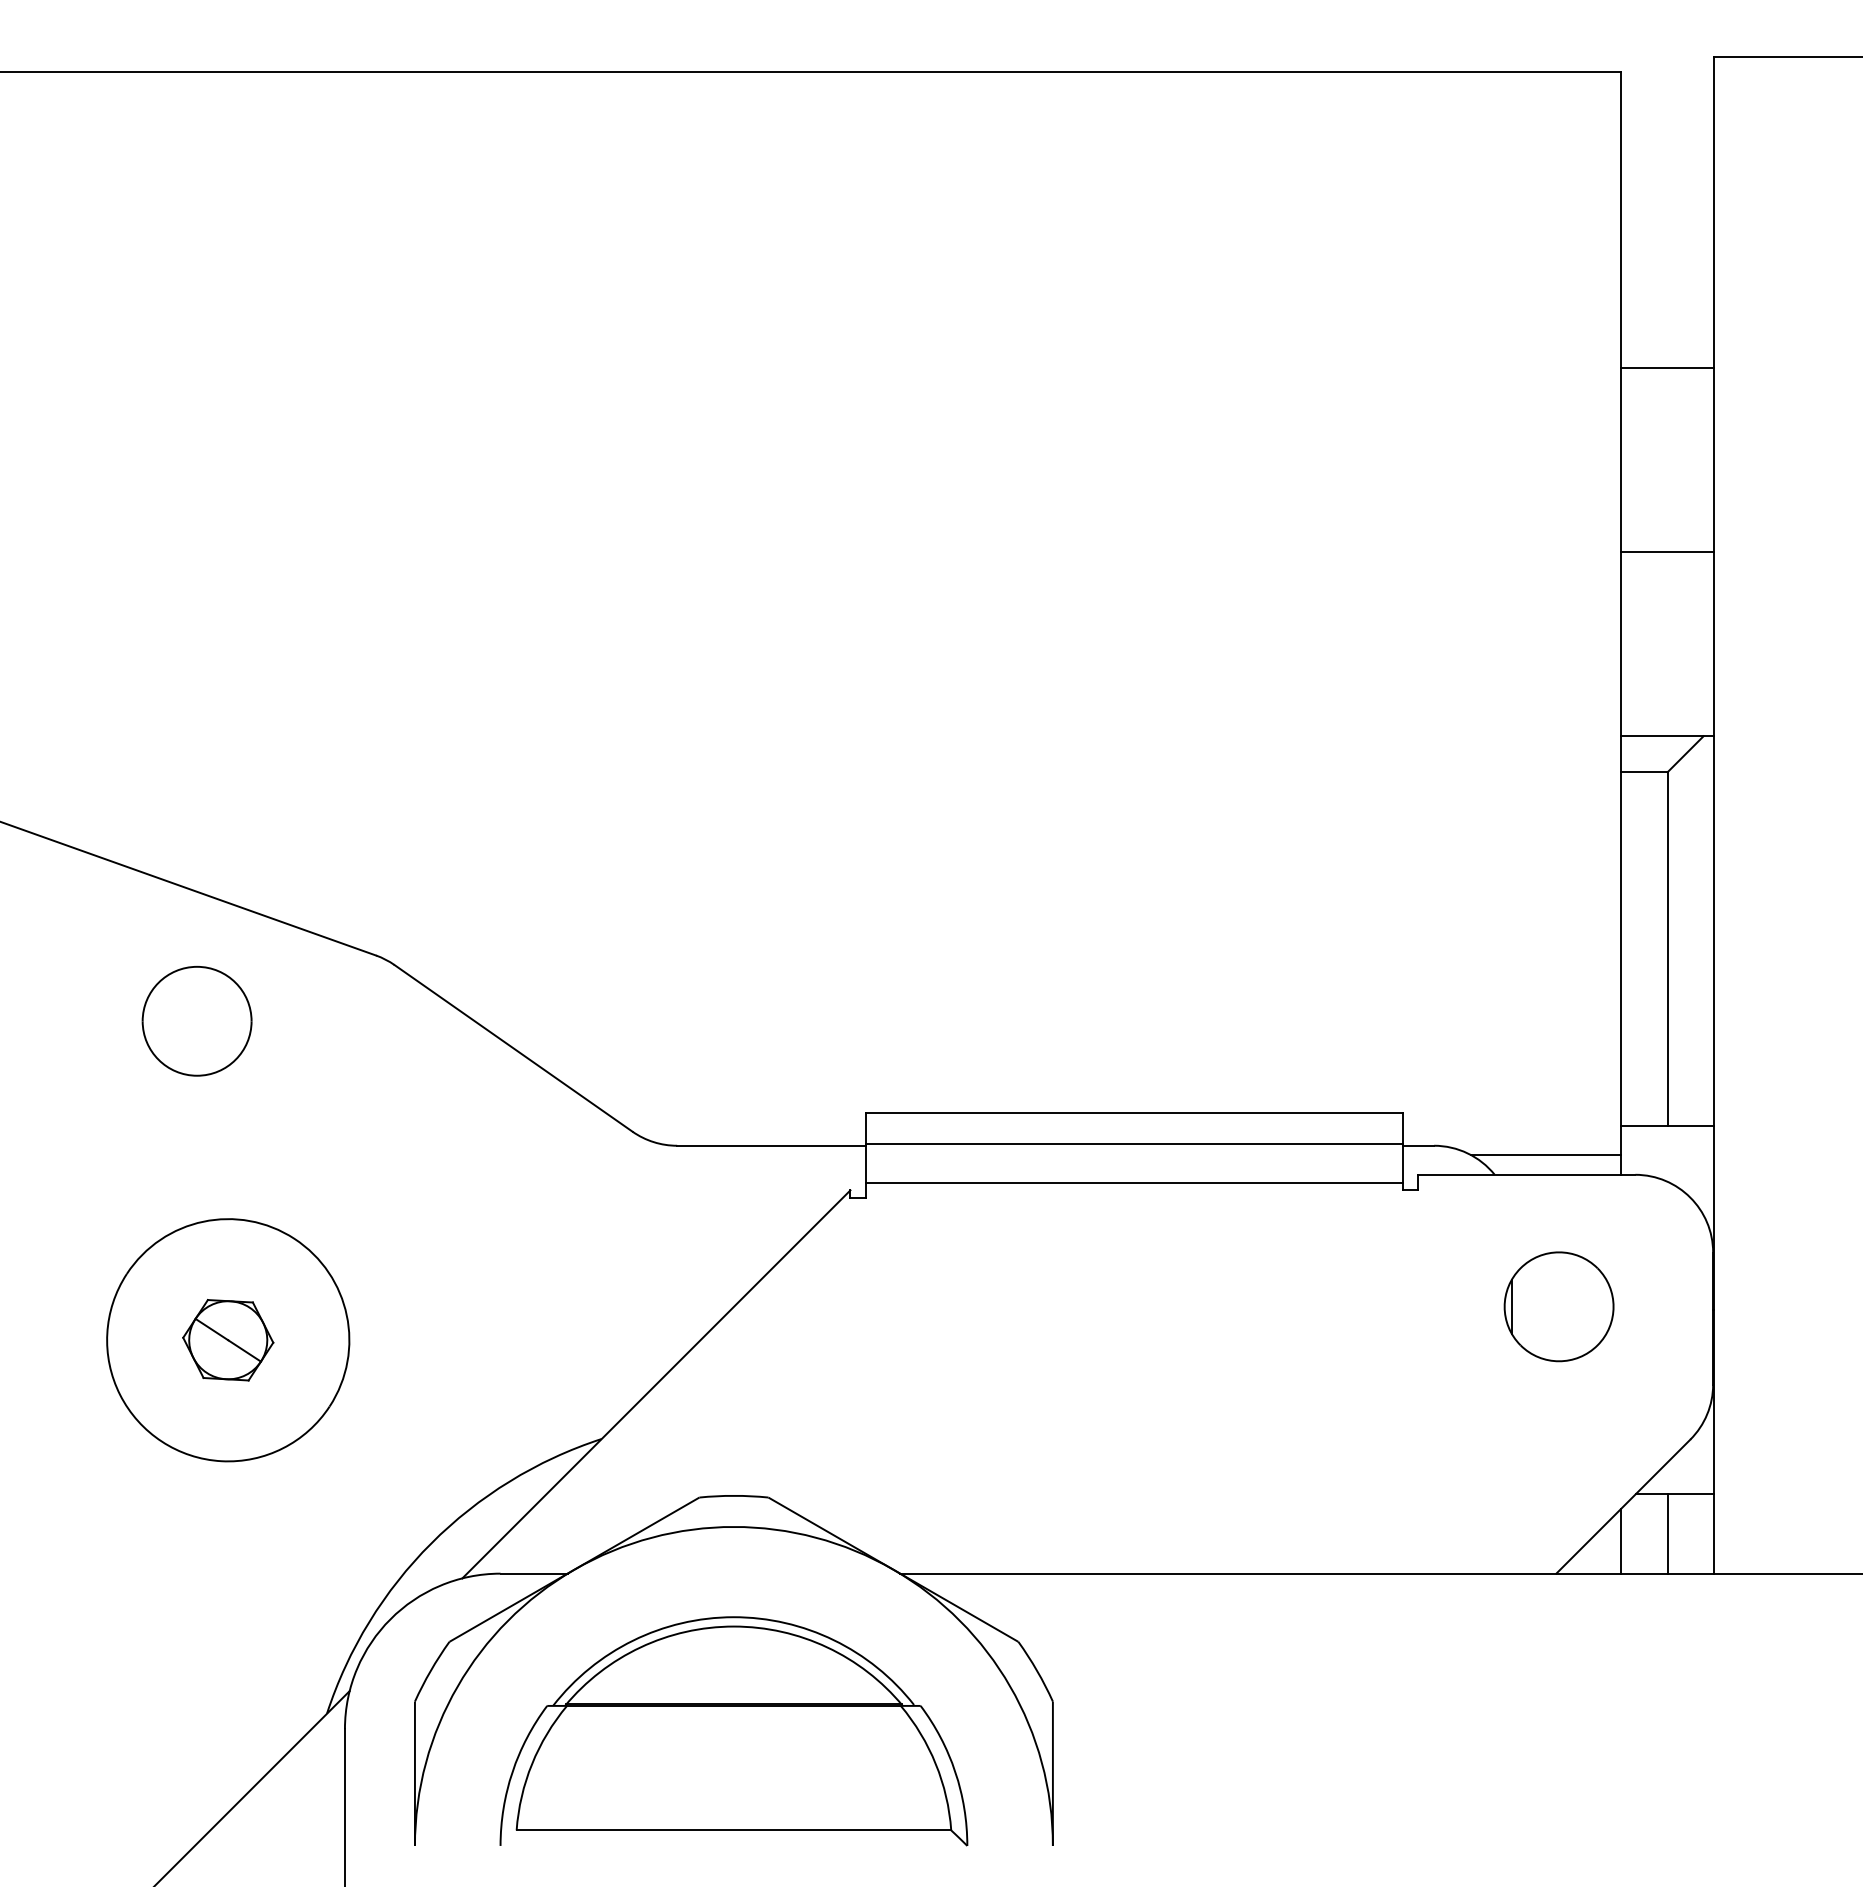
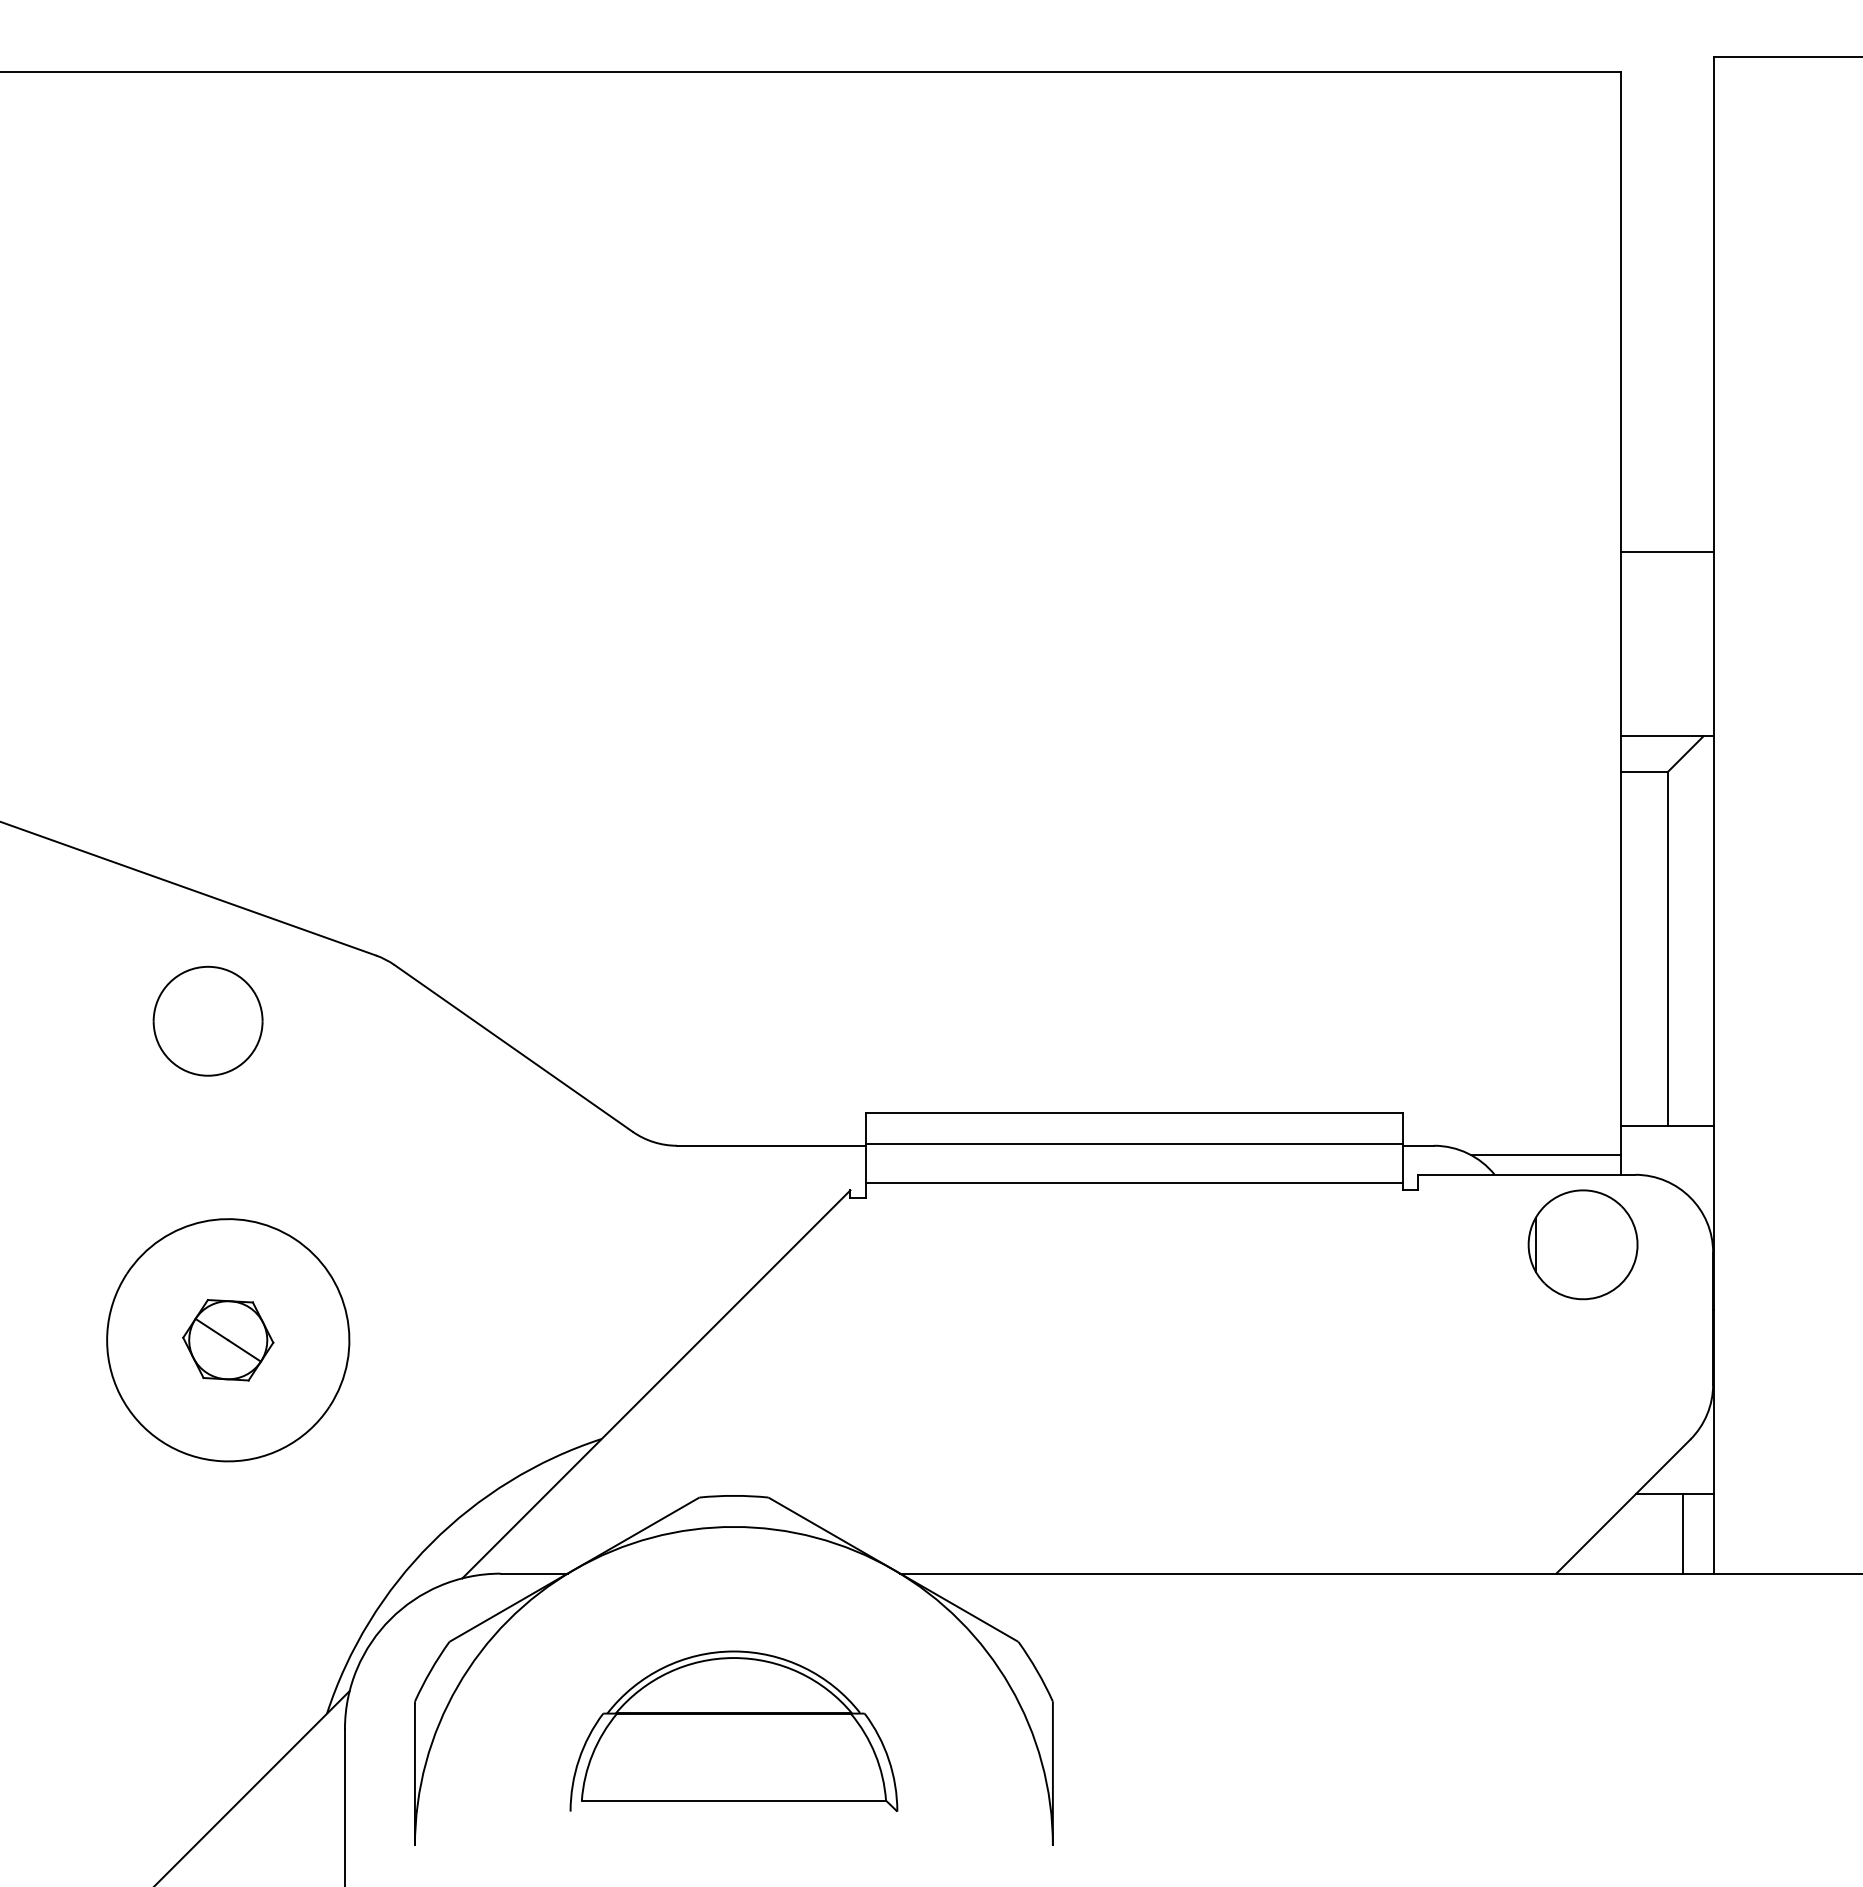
line: present -> none (1667, 368)
part position: (196, 1020) -> (207, 1020) (207, 1020)
part position: (1558, 1306) -> (1582, 1244) (1582, 1244)
line position: (1667, 1533) -> (1682, 1533) (1682, 1533)
line: present -> none (1620, 1541)
part size: 470x231 px -> 330x162 px (733, 1730)
